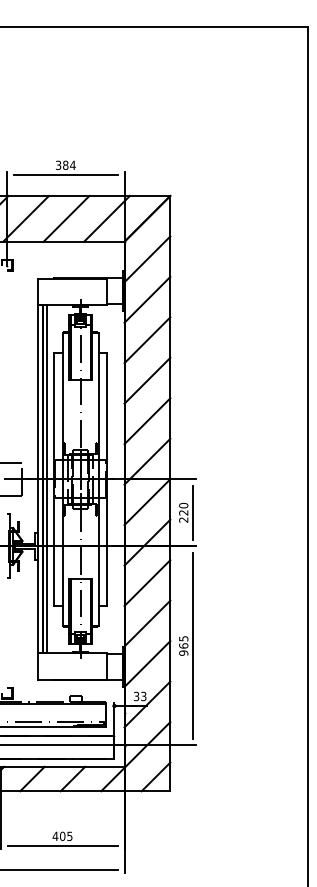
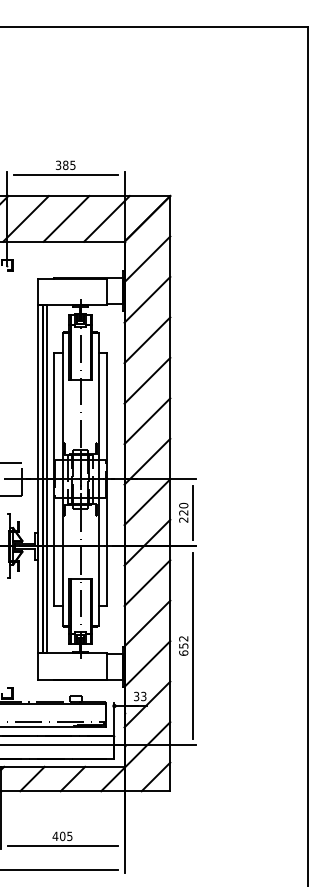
text: 384 -> 385 (72, 165)
text: 965 -> 652 (183, 645)
